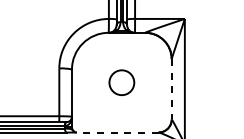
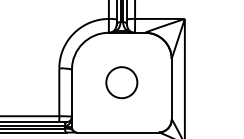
circle size: 28x27 px -> 34x34 px (121, 82)
line: dashed -> solid (171, 89)
line: dashed -> solid (117, 132)
